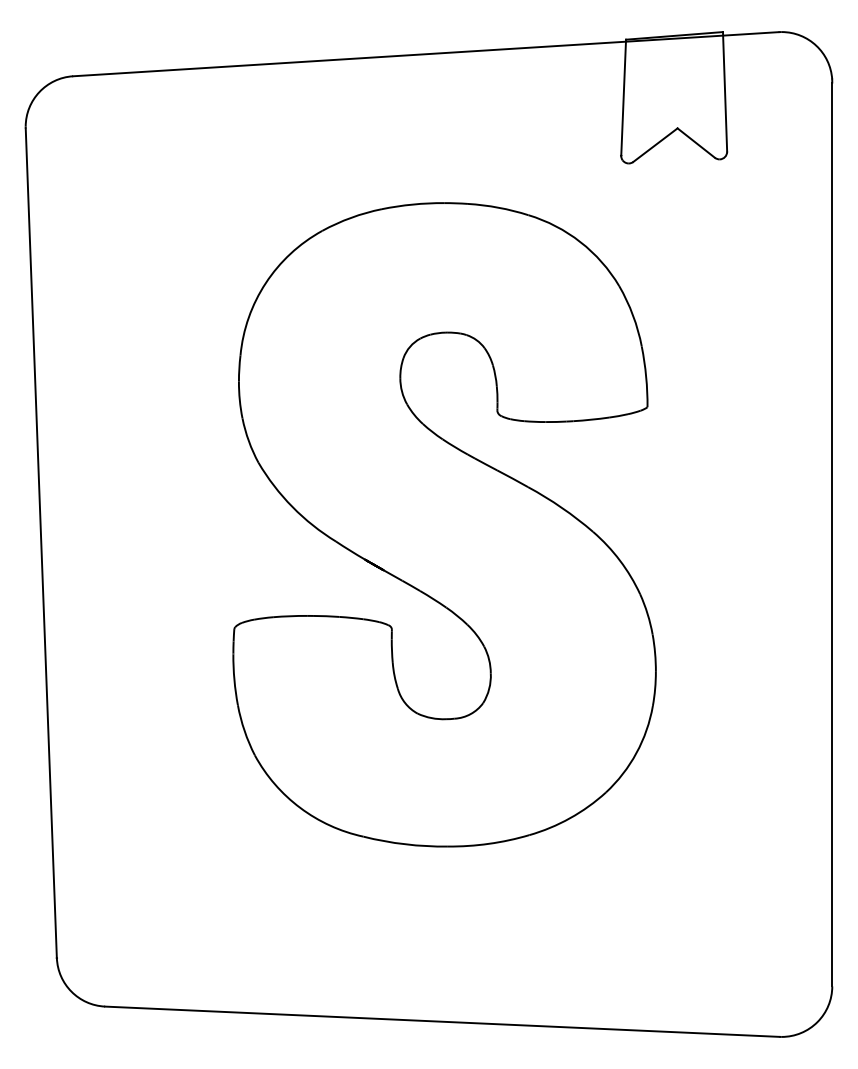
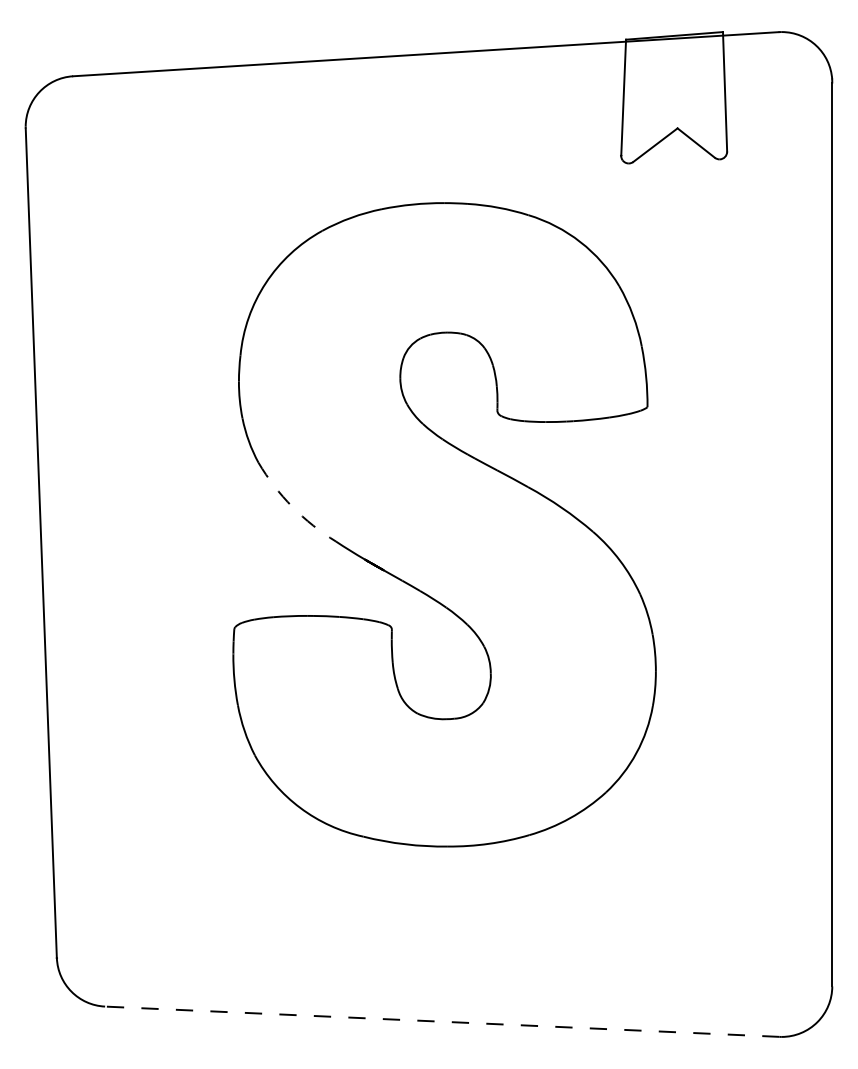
arc: solid -> dashed (292, 506)
line: solid -> dashed (442, 1021)
